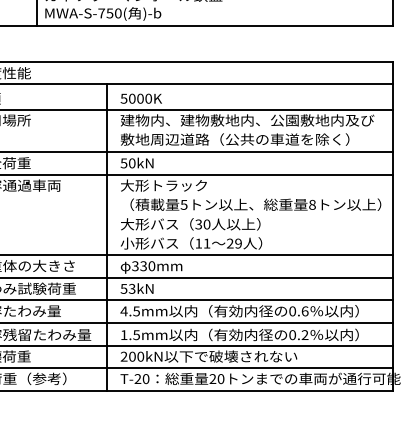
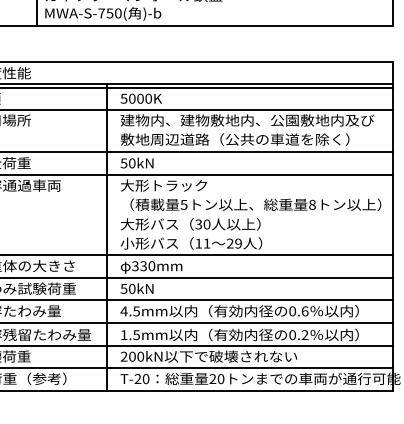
line: none -> present (197, 87)
text: 53kN -> 50kN (131, 288)
